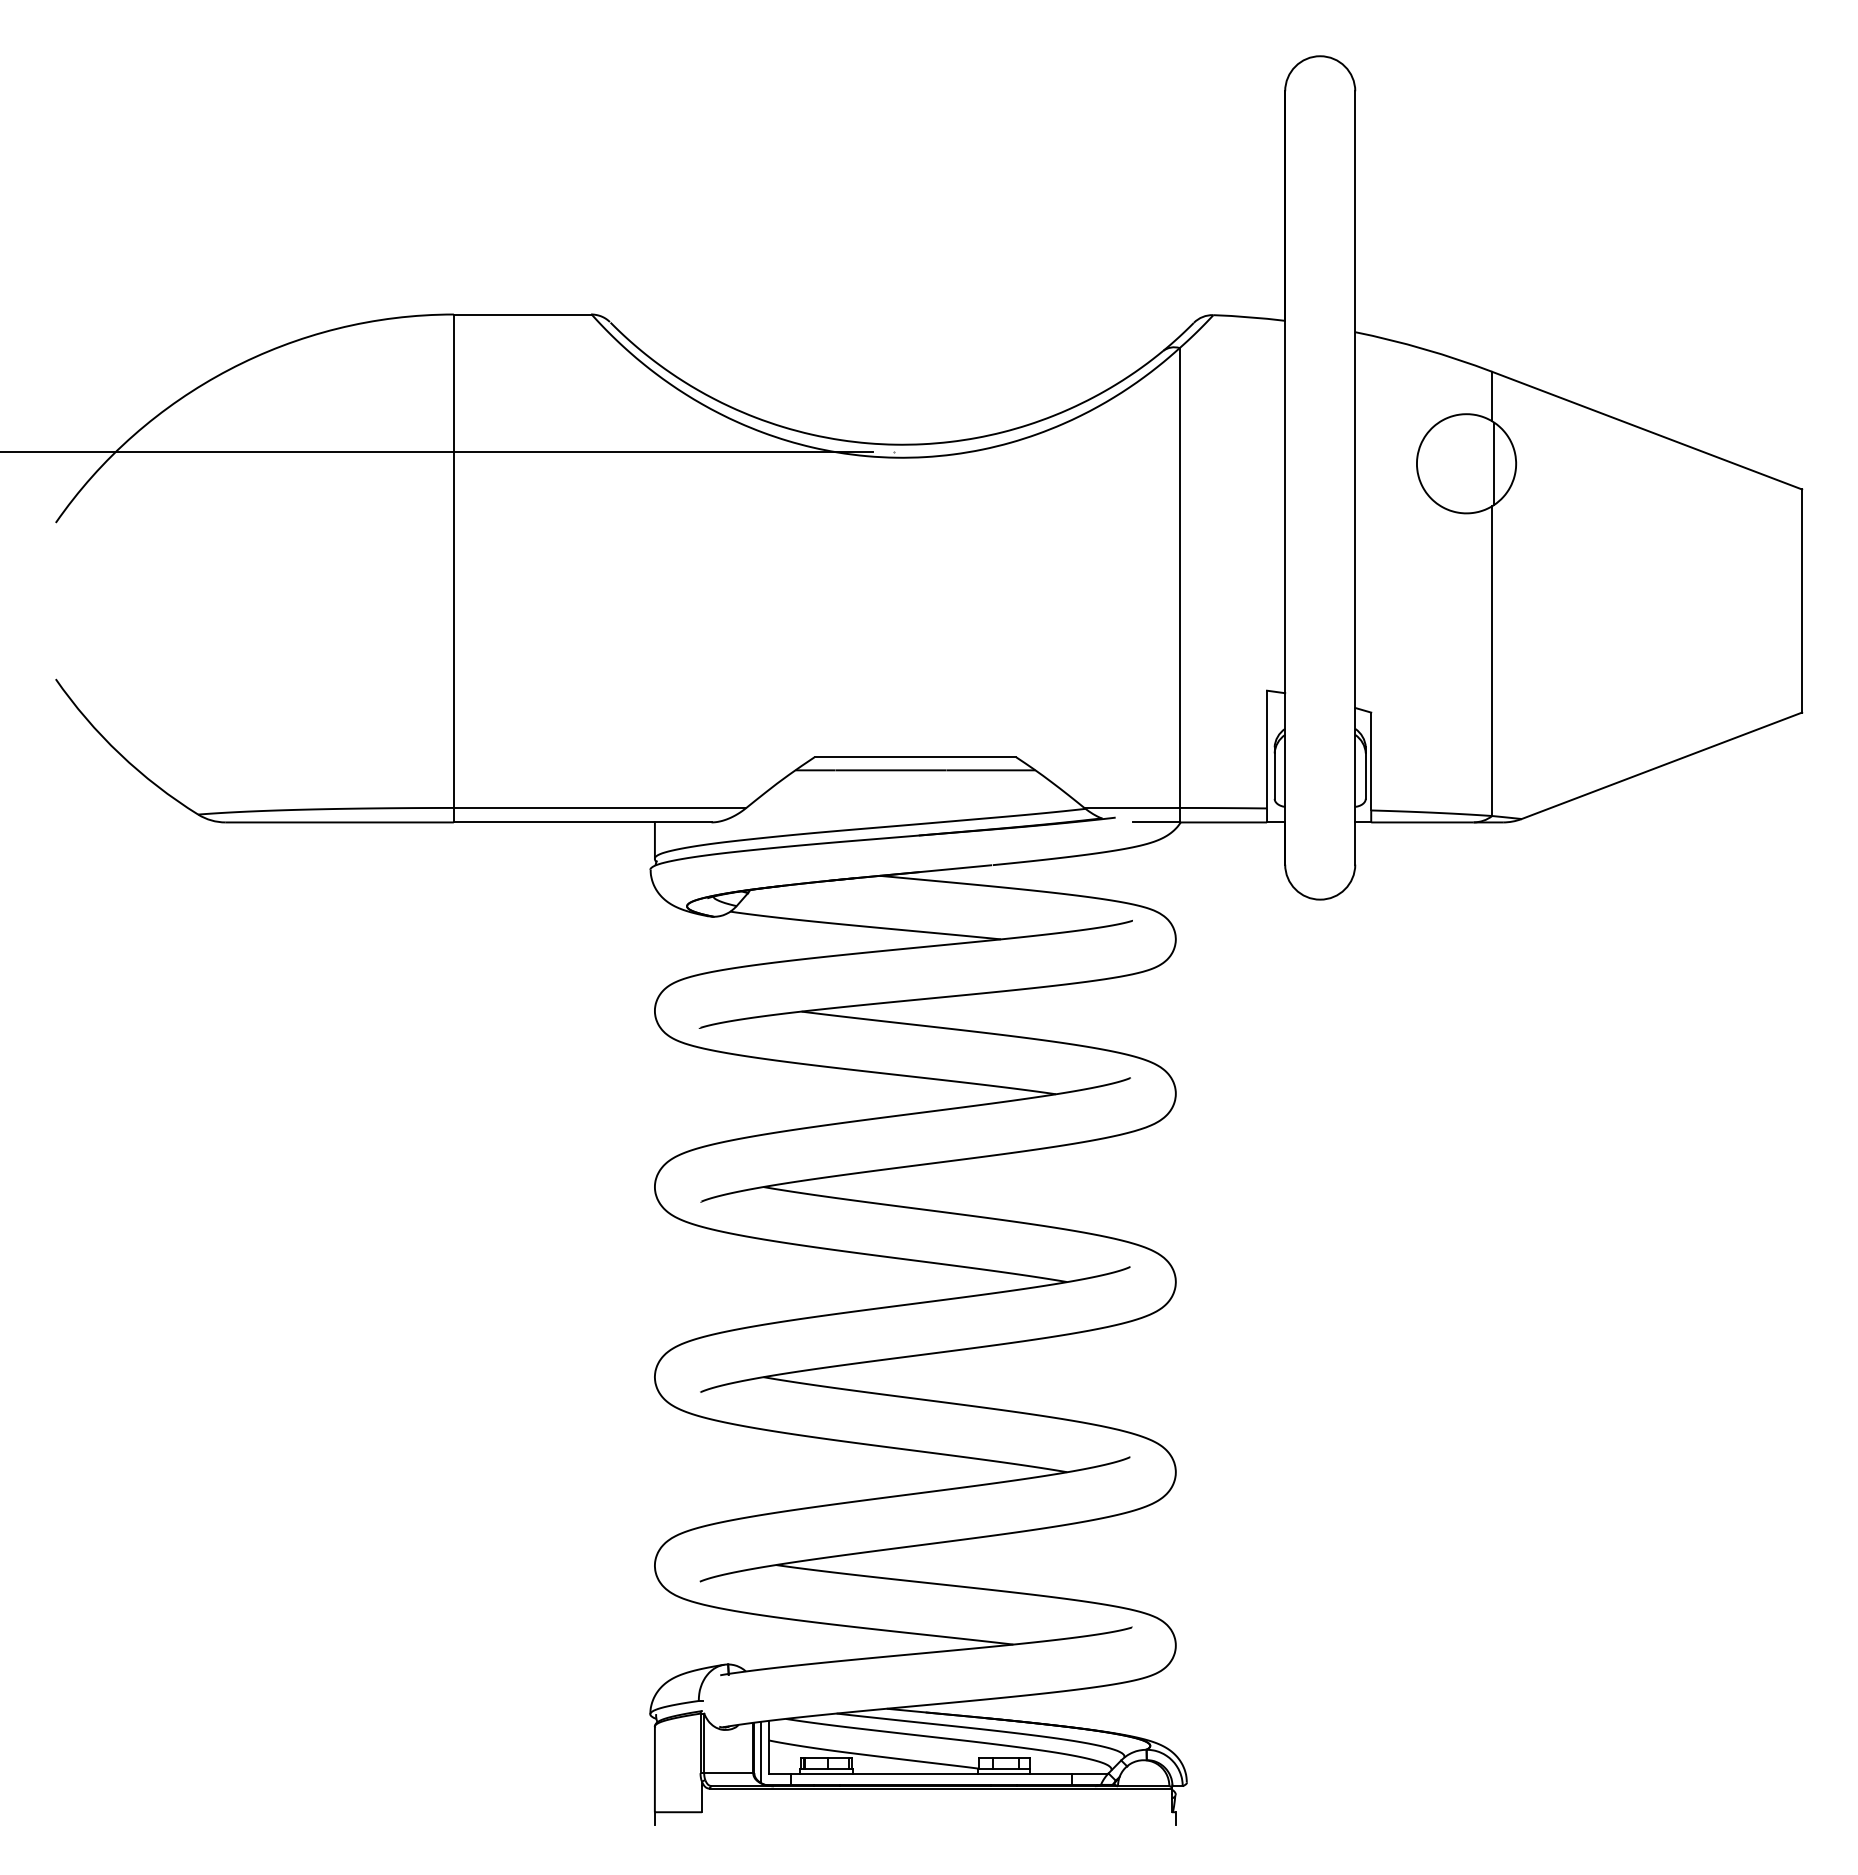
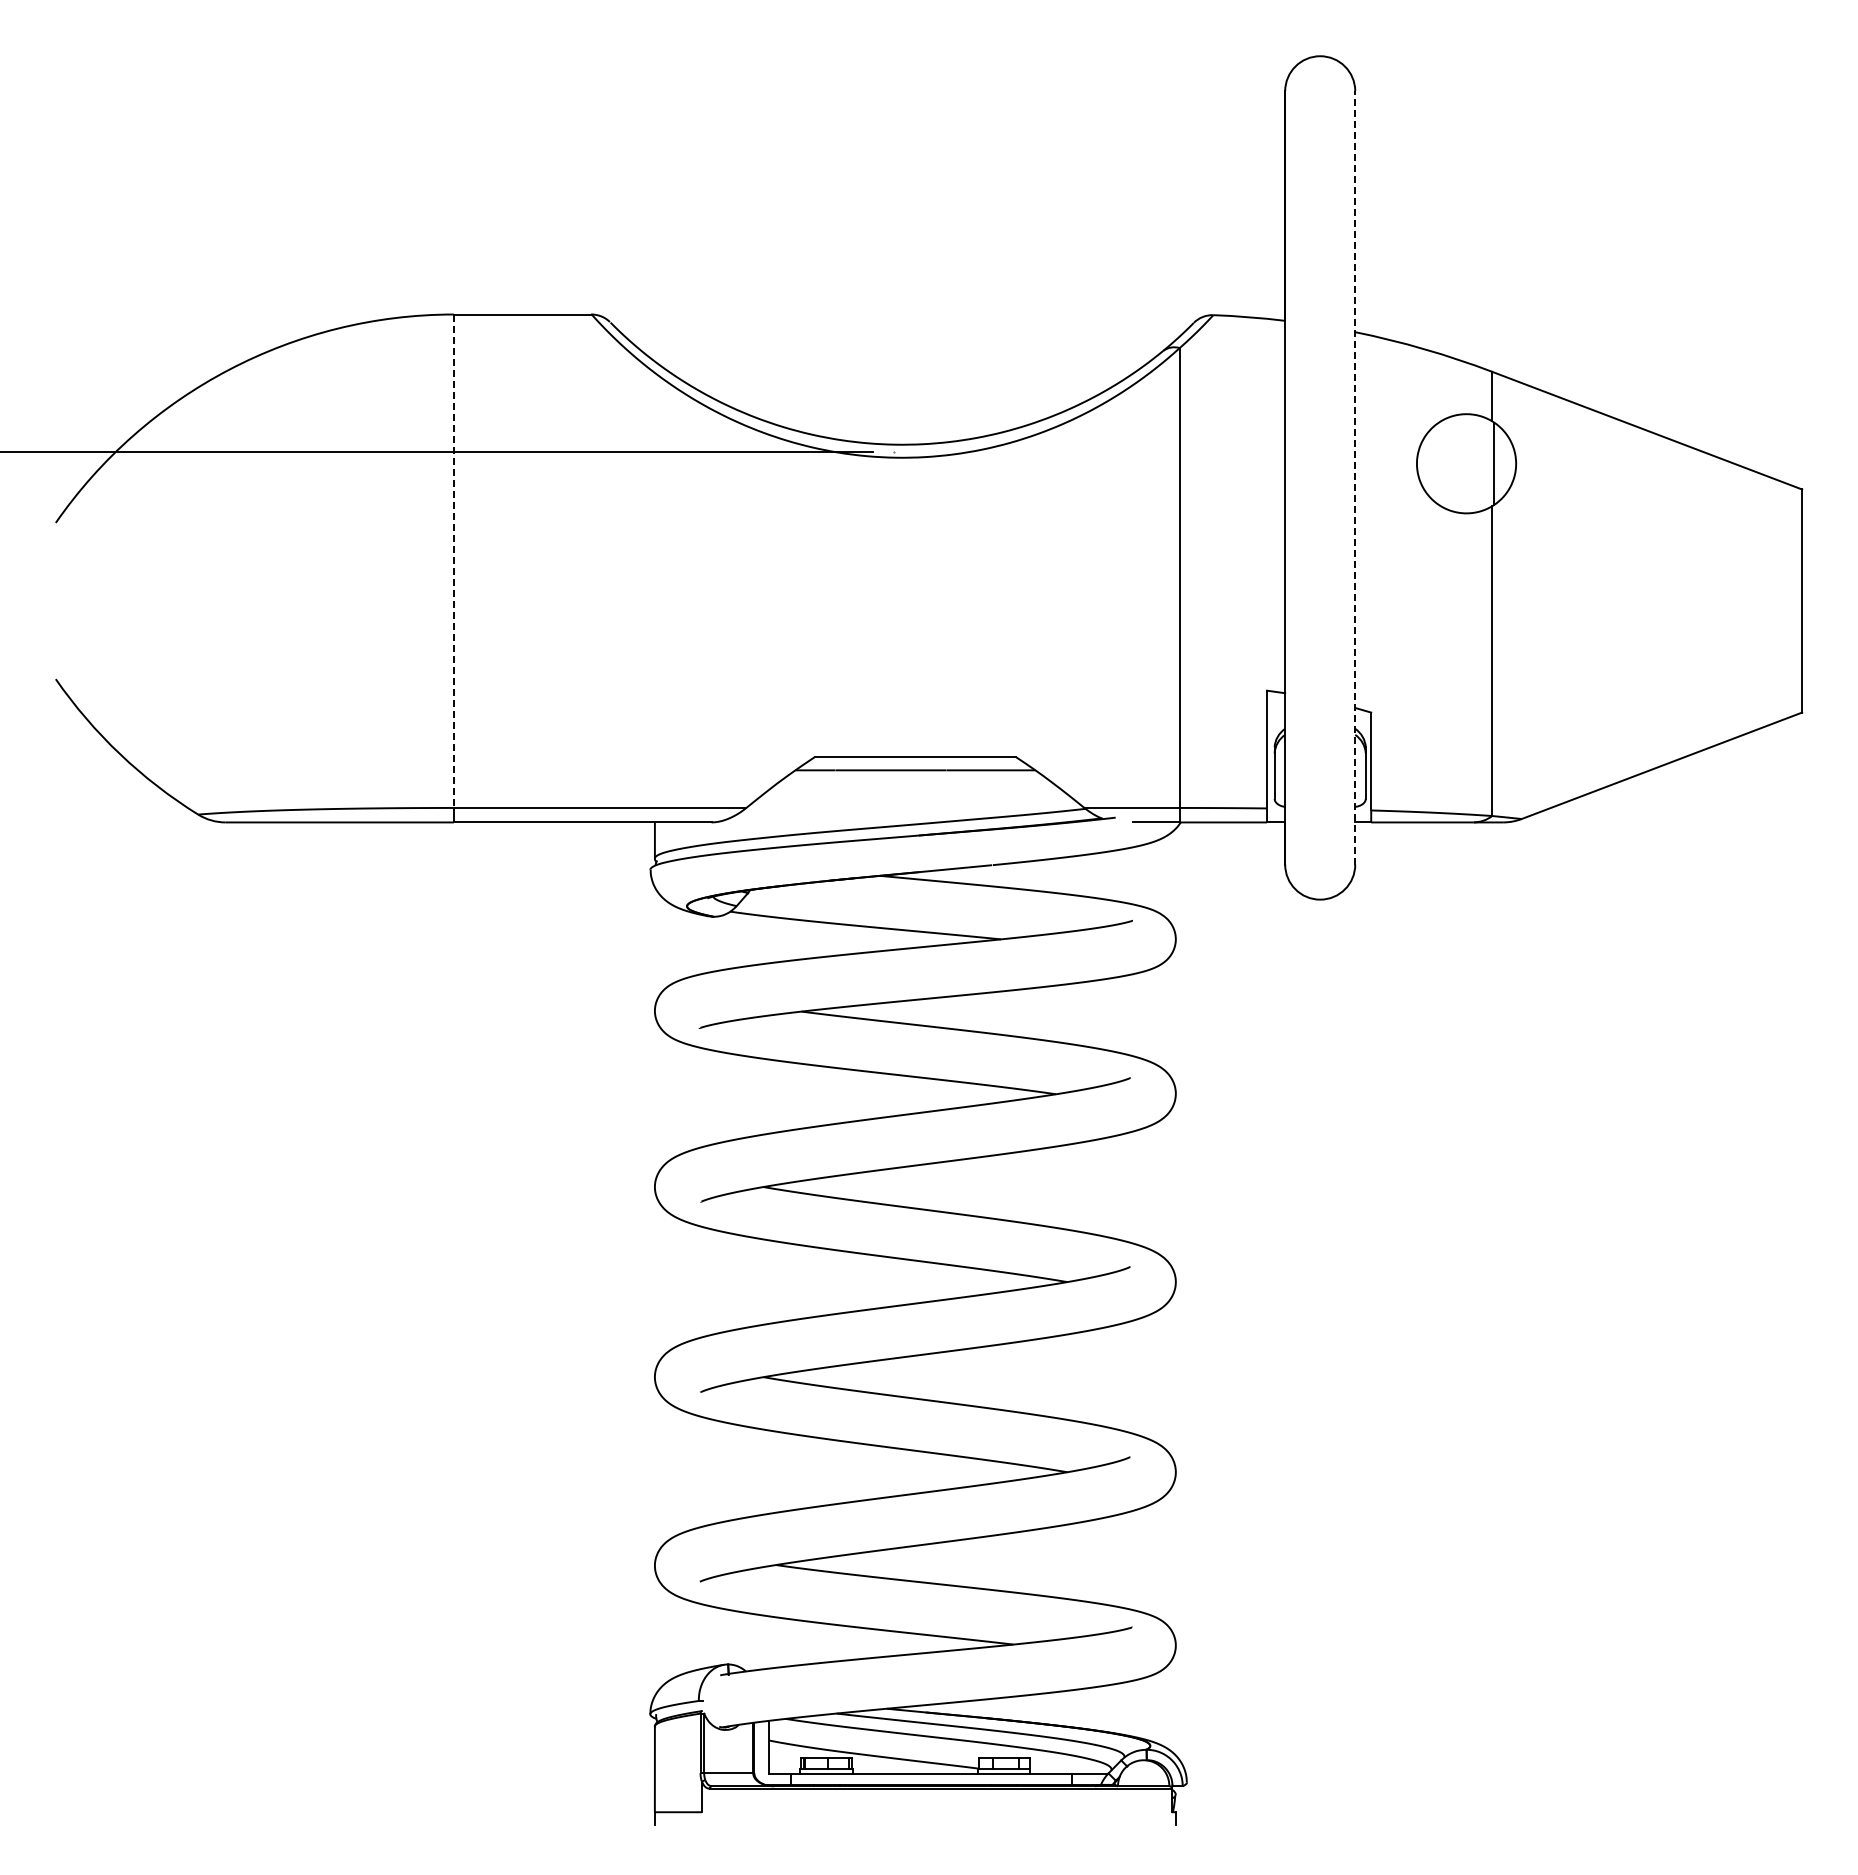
line: solid -> dashed (1355, 477)
line: solid -> dashed (453, 561)
line: present -> none (760, 1751)
